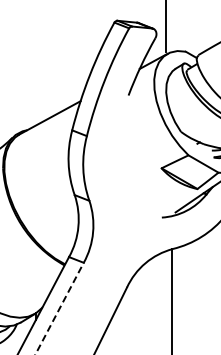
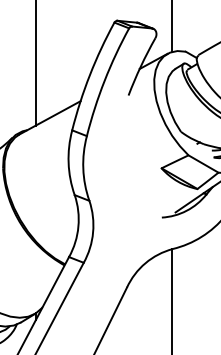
line position: (165, 27) -> (171, 27) (171, 27)
line: none -> present (35, 63)
line: dashed -> solid (59, 308)
